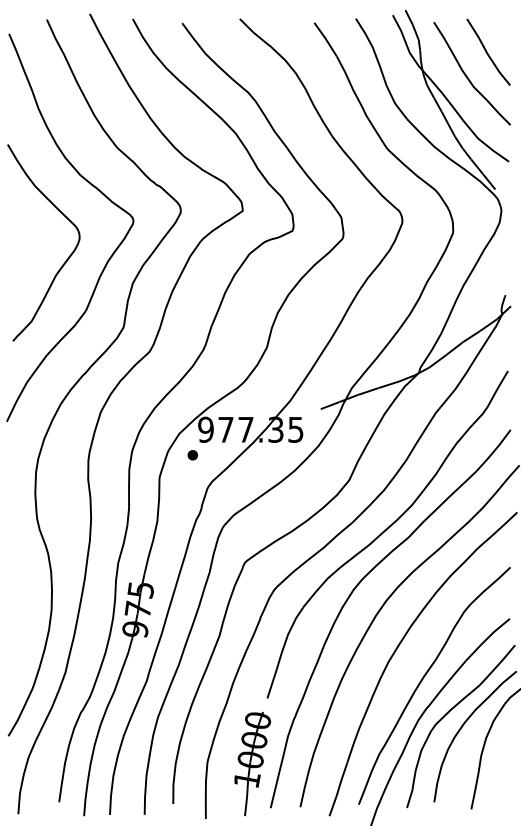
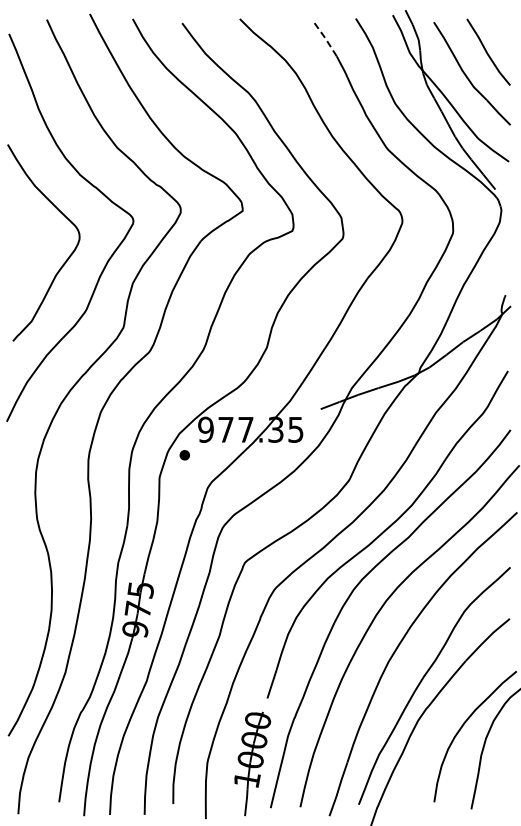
line: solid -> dashed (325, 39)
part position: (192, 455) -> (184, 455) (184, 455)
curve: present -> none (448, 713)
